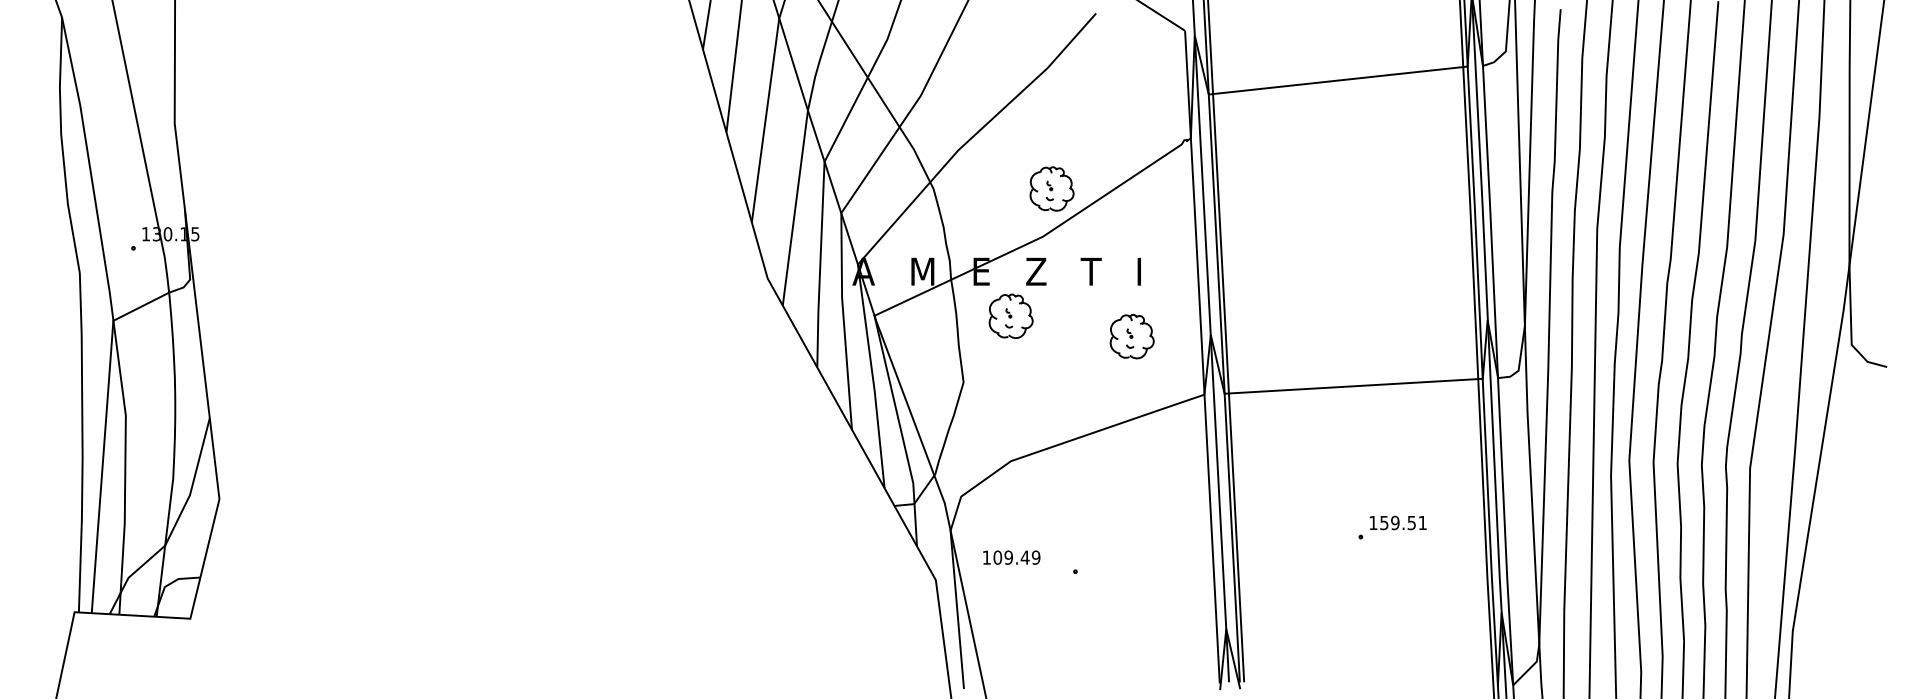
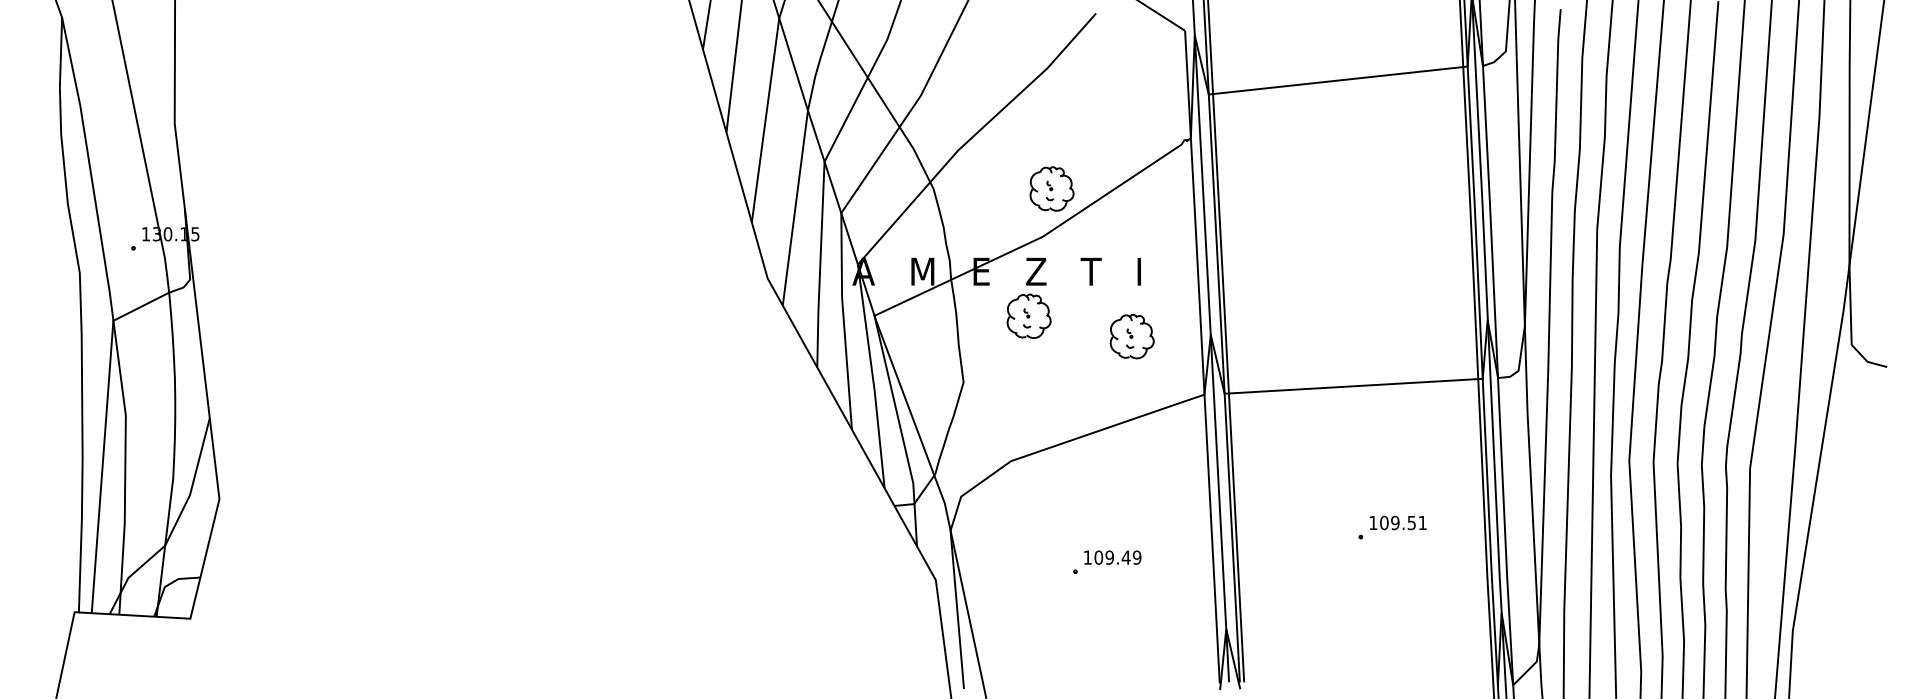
part position: (1010, 315) -> (1028, 315) (1028, 315)
text: 159.51 -> 109.51 (1384, 522)
text position: (1011, 557) -> (1112, 557) (1112, 557)
